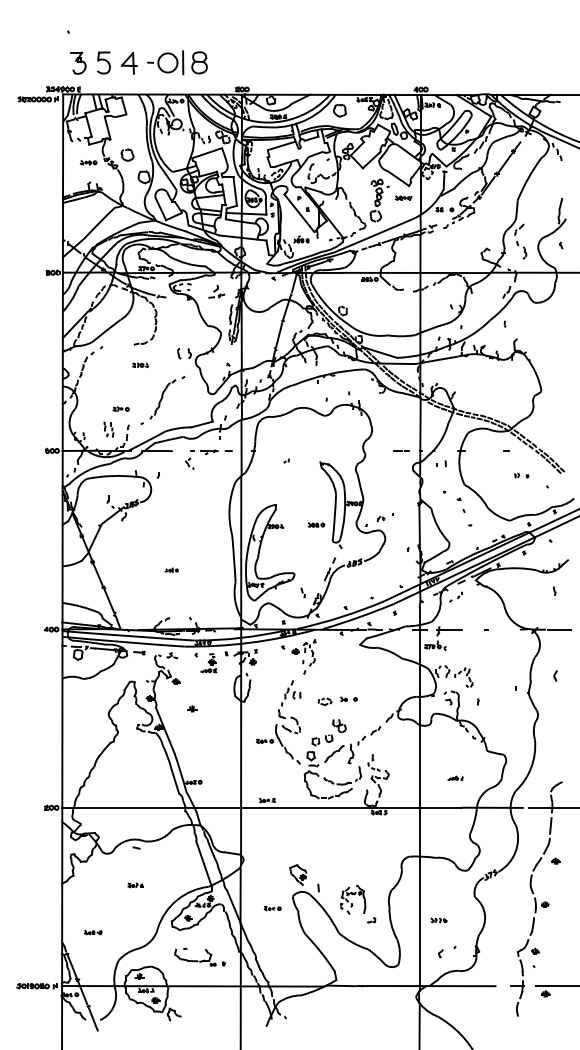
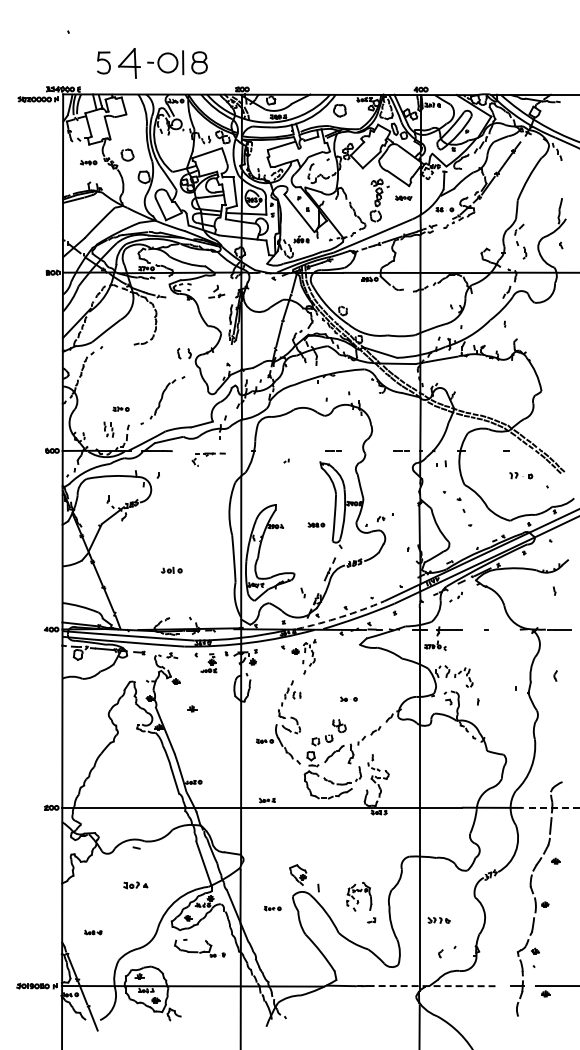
part: present -> none (78, 62)
part size: 18x23 px -> 23x31 px (129, 63)
part: present -> none (140, 364)
line: none -> present (333, 450)
part size: 49x21 px -> 35x15 px (208, 459)
part size: 16x6 px -> 25x8 px (521, 475)
part size: 15x6 px -> 22x8 px (171, 569)
arc: solid -> dashed (341, 617)
part: present -> none (324, 701)
part: present -> none (455, 778)
line: solid -> dashed (554, 807)
part size: 17x7 px -> 26x9 px (135, 885)
part position: (353, 899) -> (359, 896) (359, 896)
part size: 18x7 px -> 24x7 px (438, 920)
part position: (199, 956) -> (199, 947) (199, 947)
line: solid -> dashed (431, 986)
